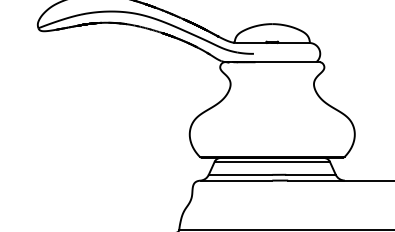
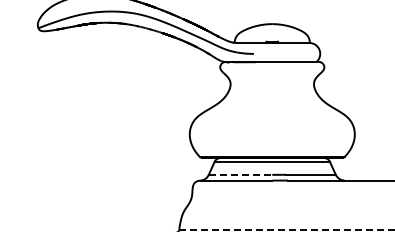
line: solid -> dashed (240, 174)
line: solid -> dashed (287, 229)
